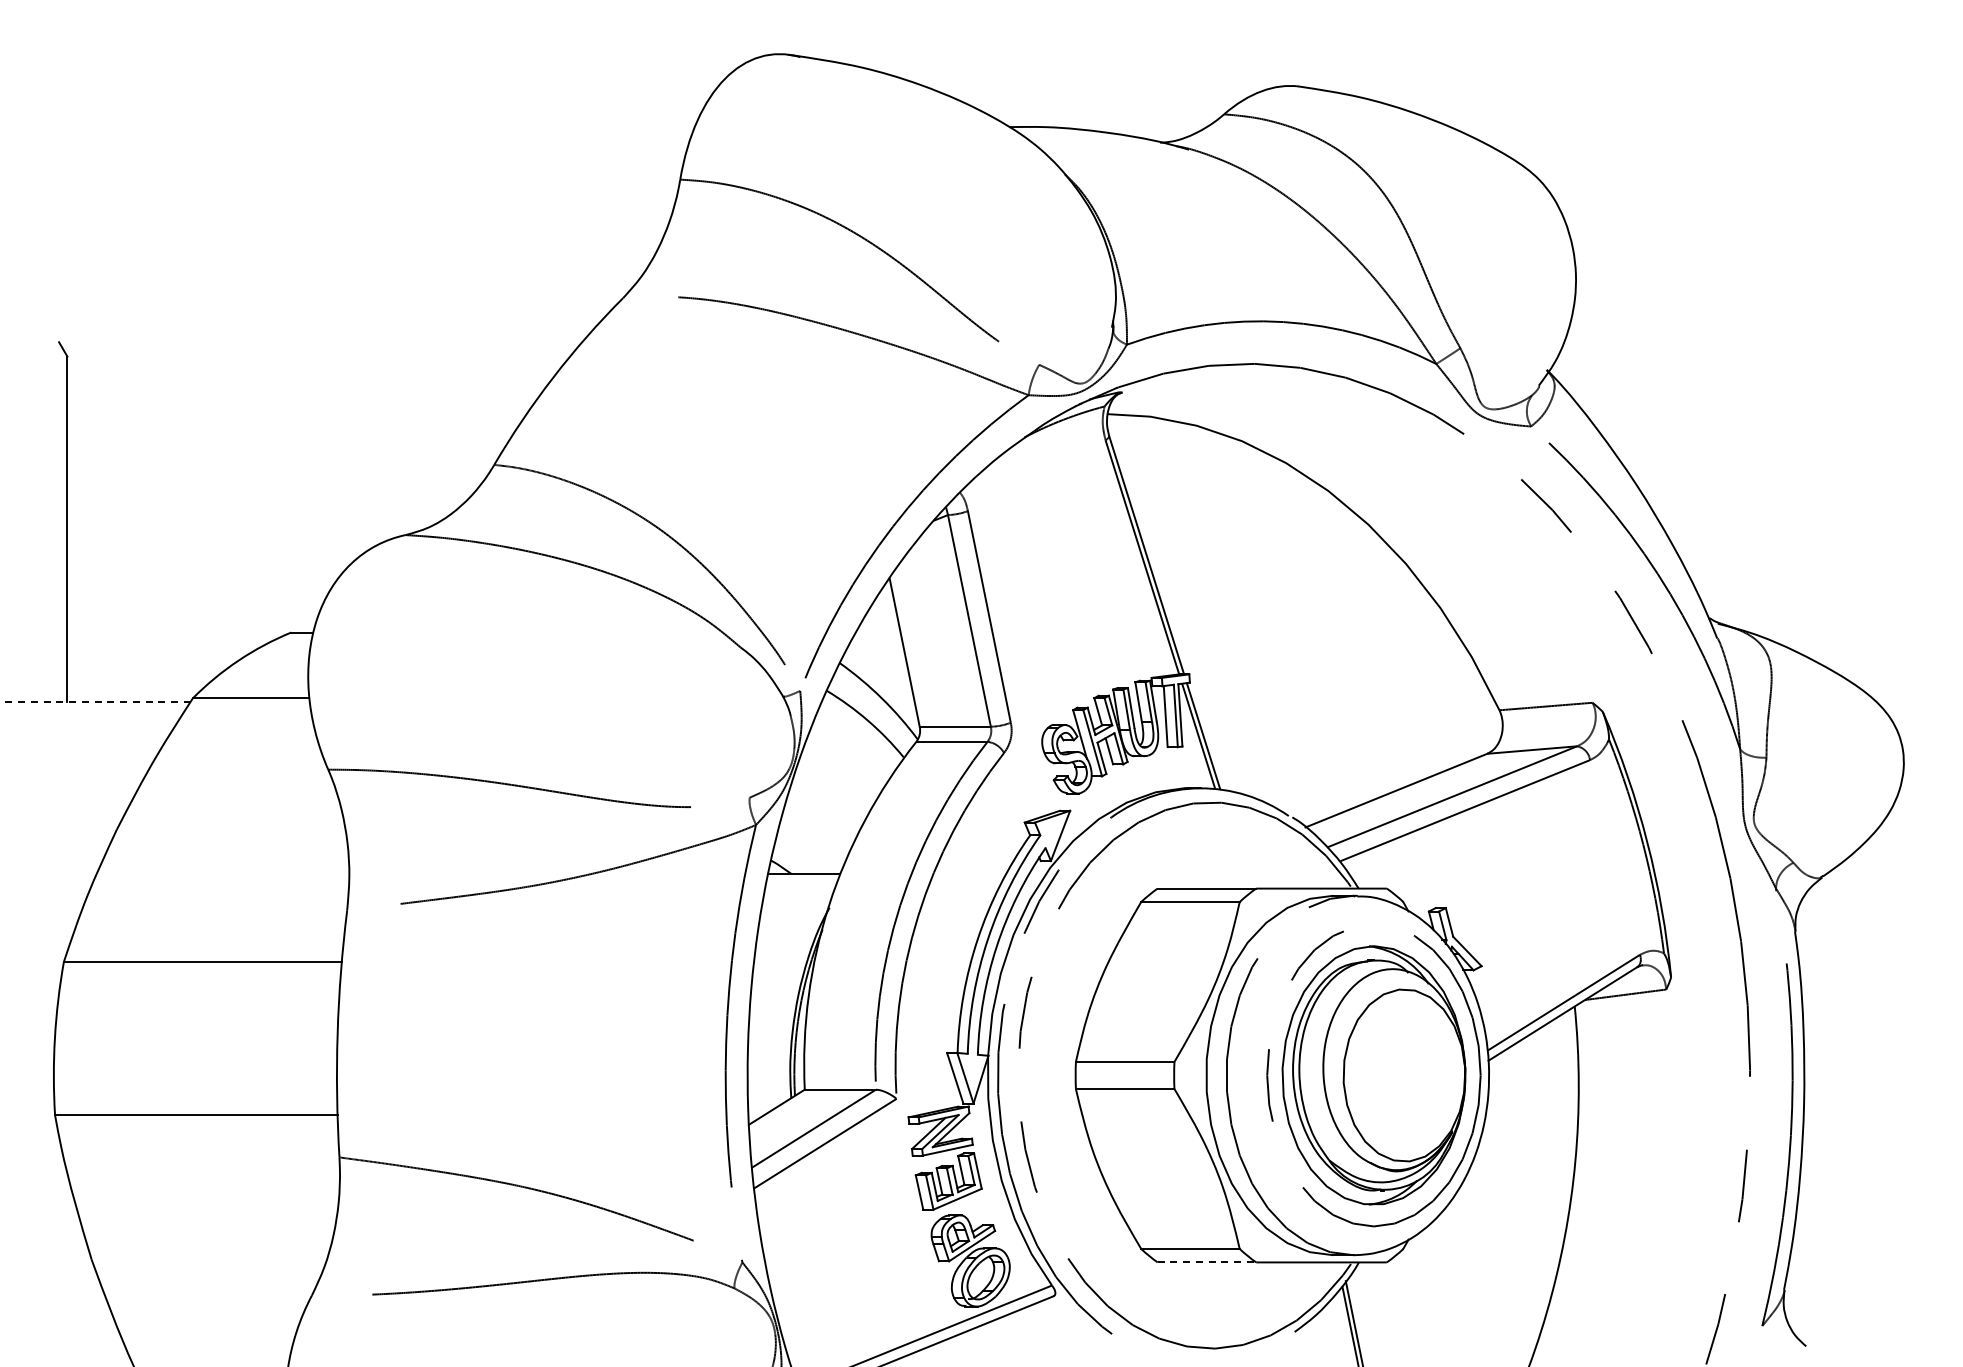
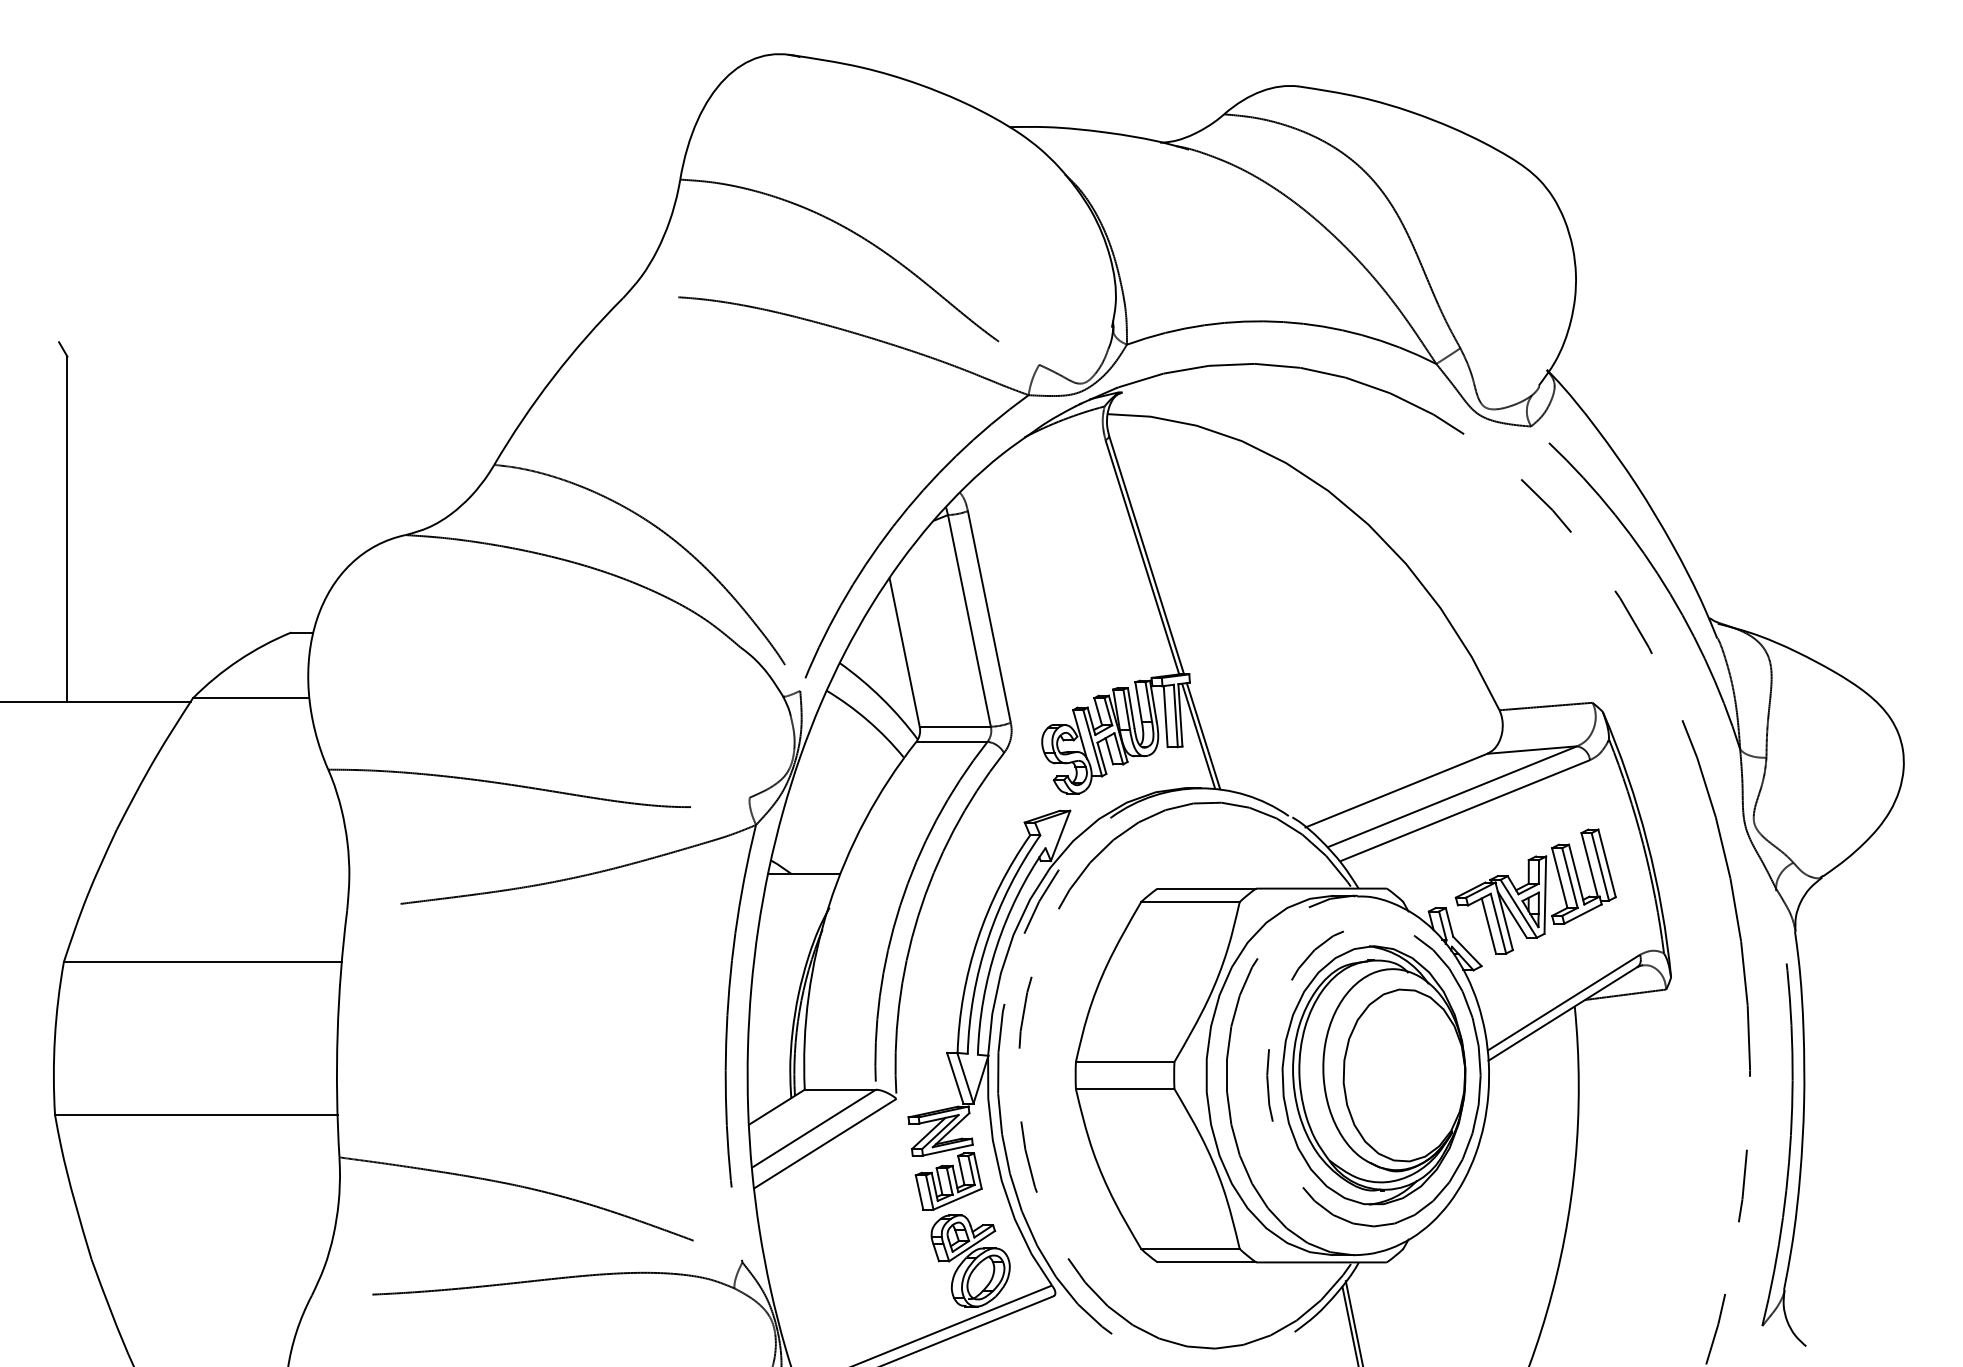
line: dashed -> solid (95, 701)
part: none -> present (1535, 891)
line: dashed -> solid (1207, 1262)
